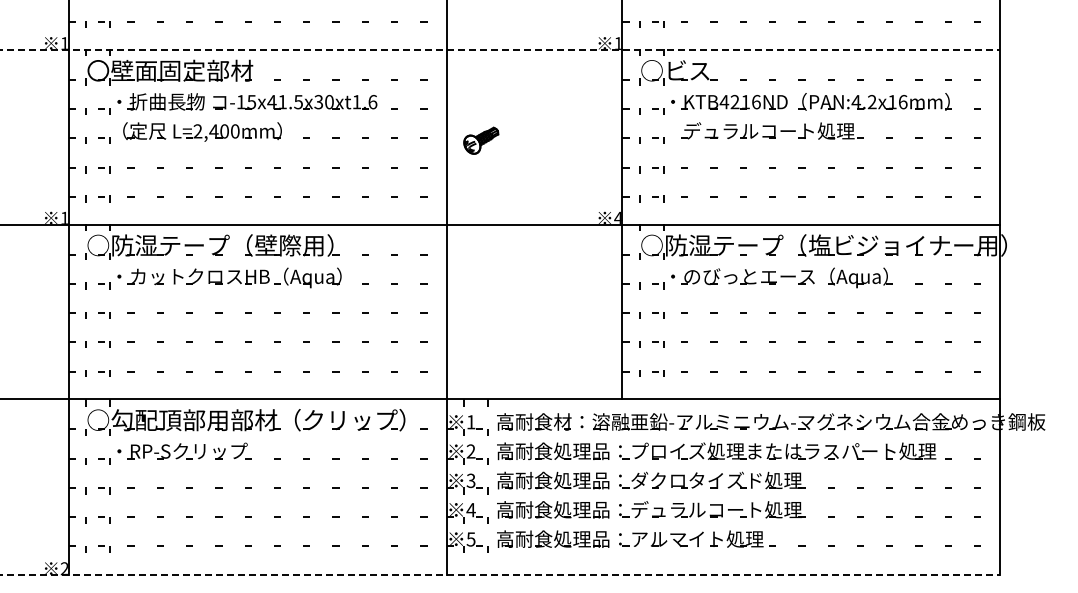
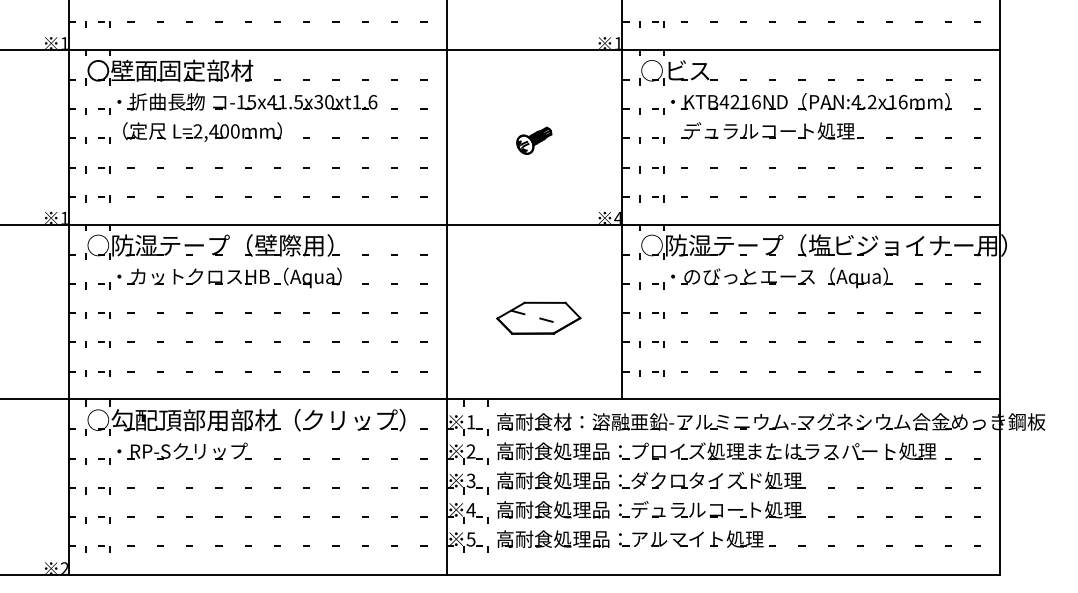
line: dashed -> solid (500, 50)
part position: (481, 140) -> (534, 140) (534, 140)
part: none -> present (538, 317)
line: dashed -> solid (500, 575)
